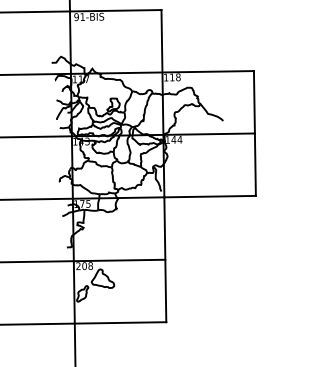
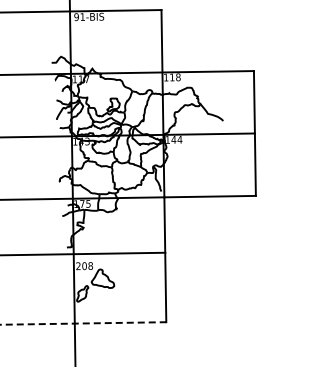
line position: (83, 260) -> (83, 253) (83, 253)
line: solid -> dashed (83, 323)
